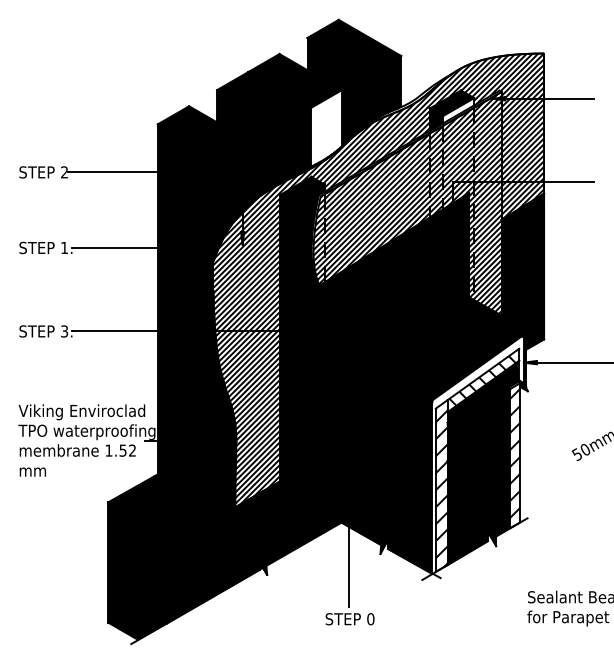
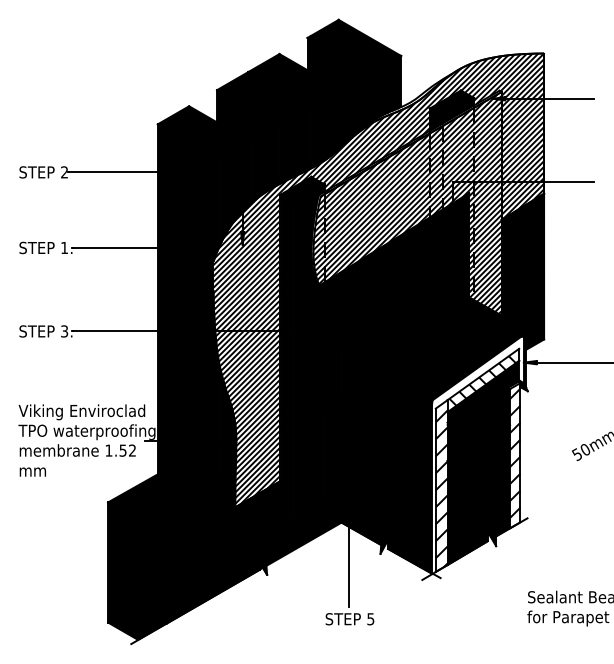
fill: none -> present (458, 110)
fill: none -> present (325, 128)
text: 0 -> 5 (370, 619)
